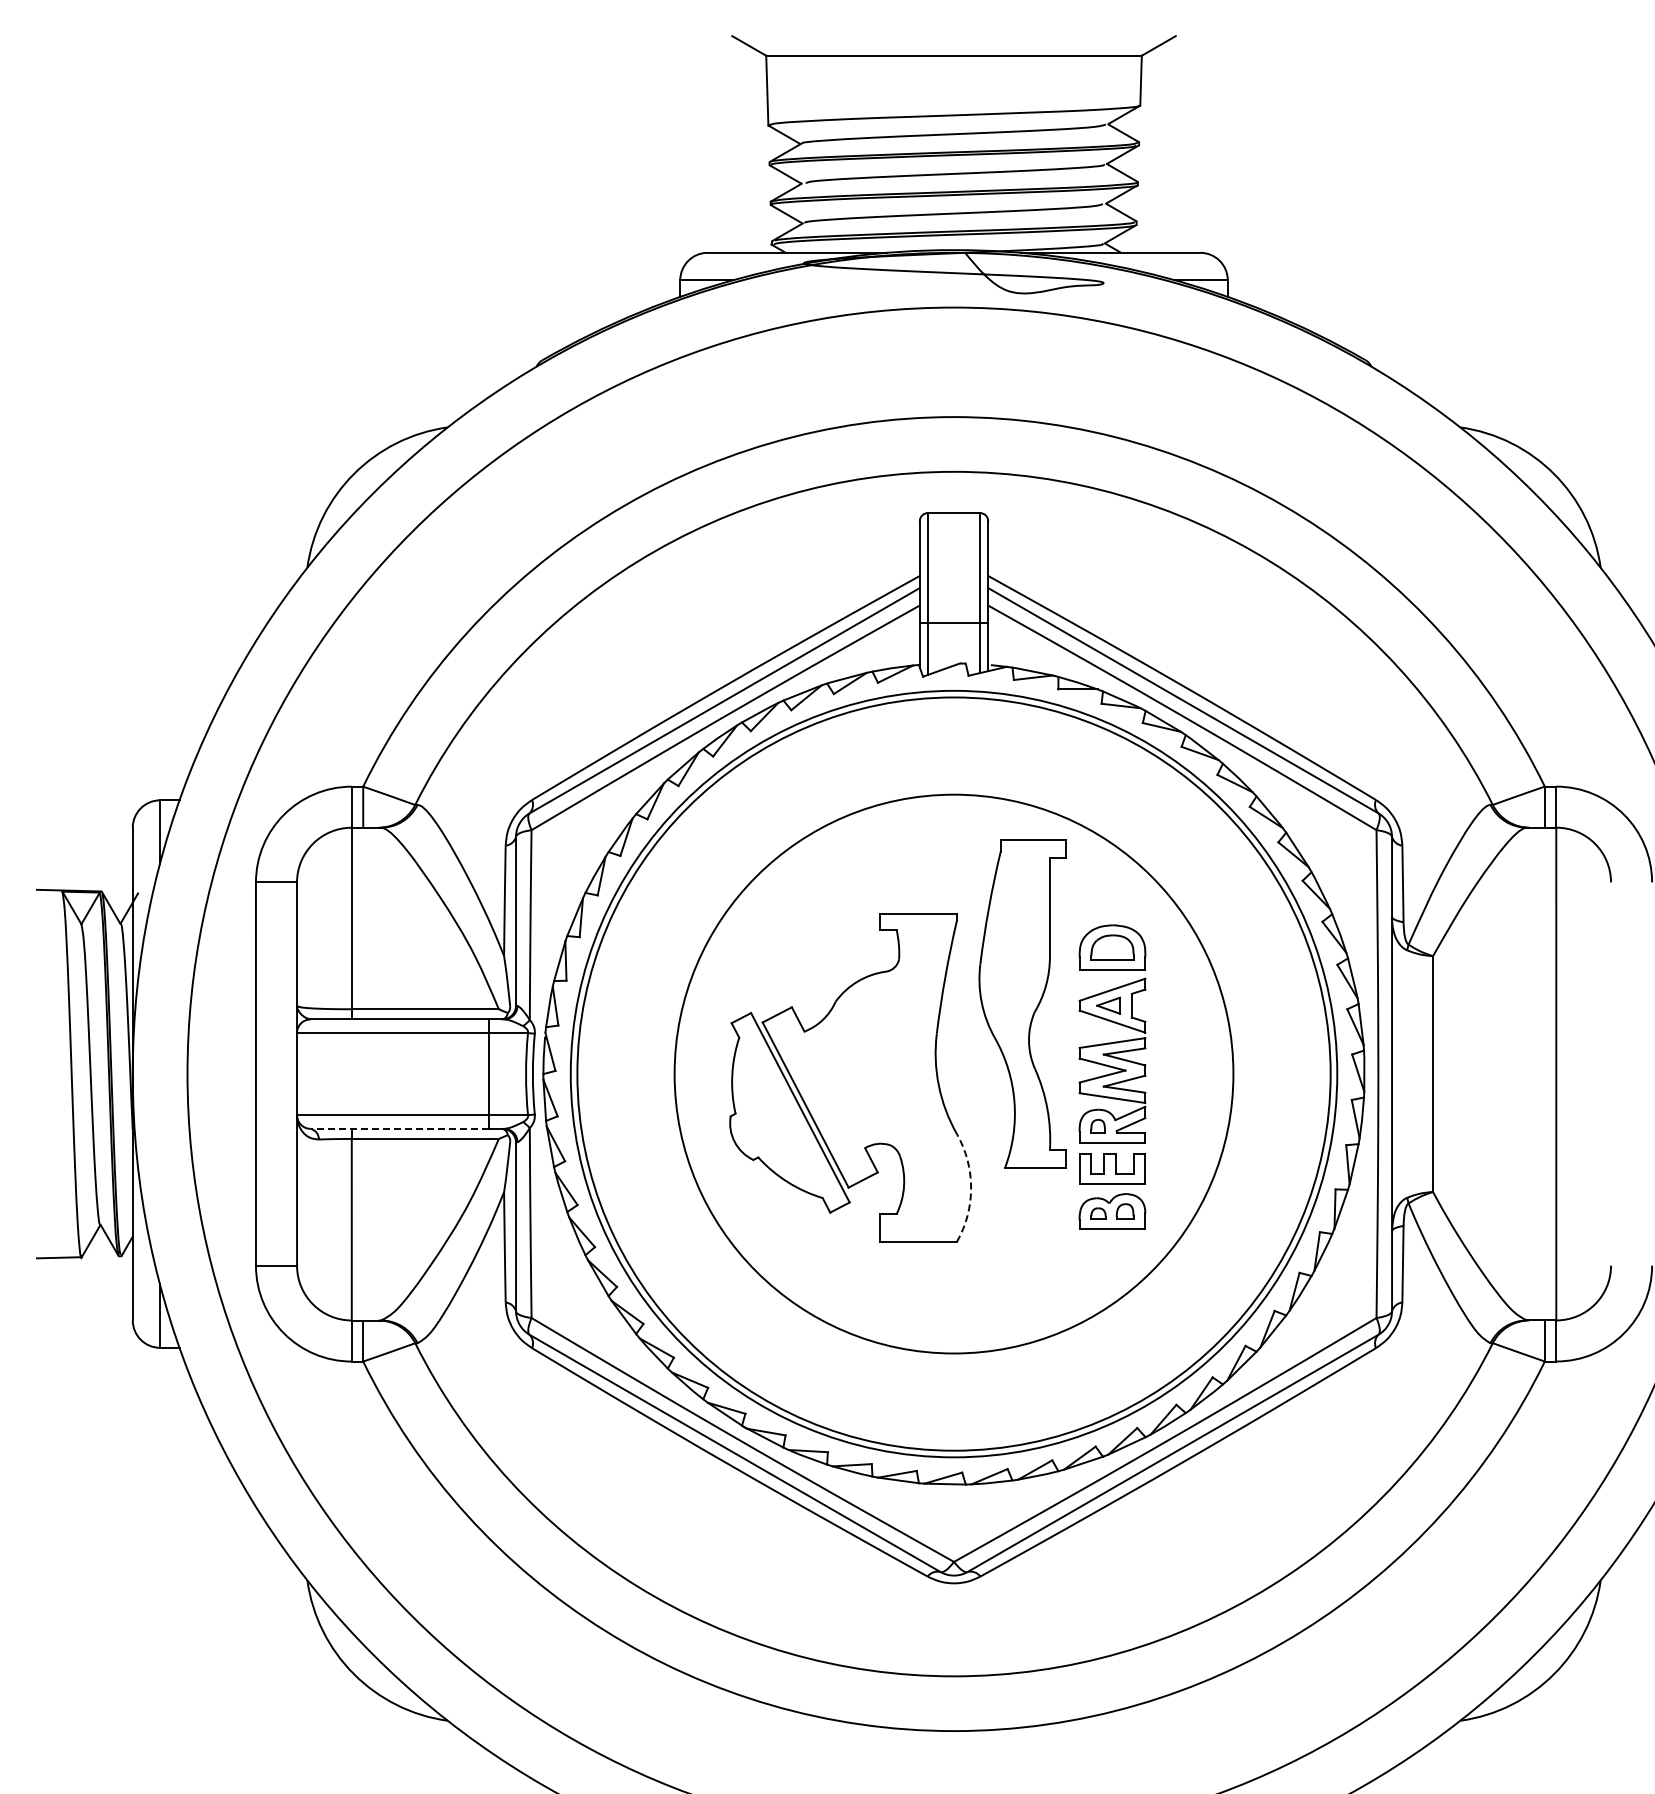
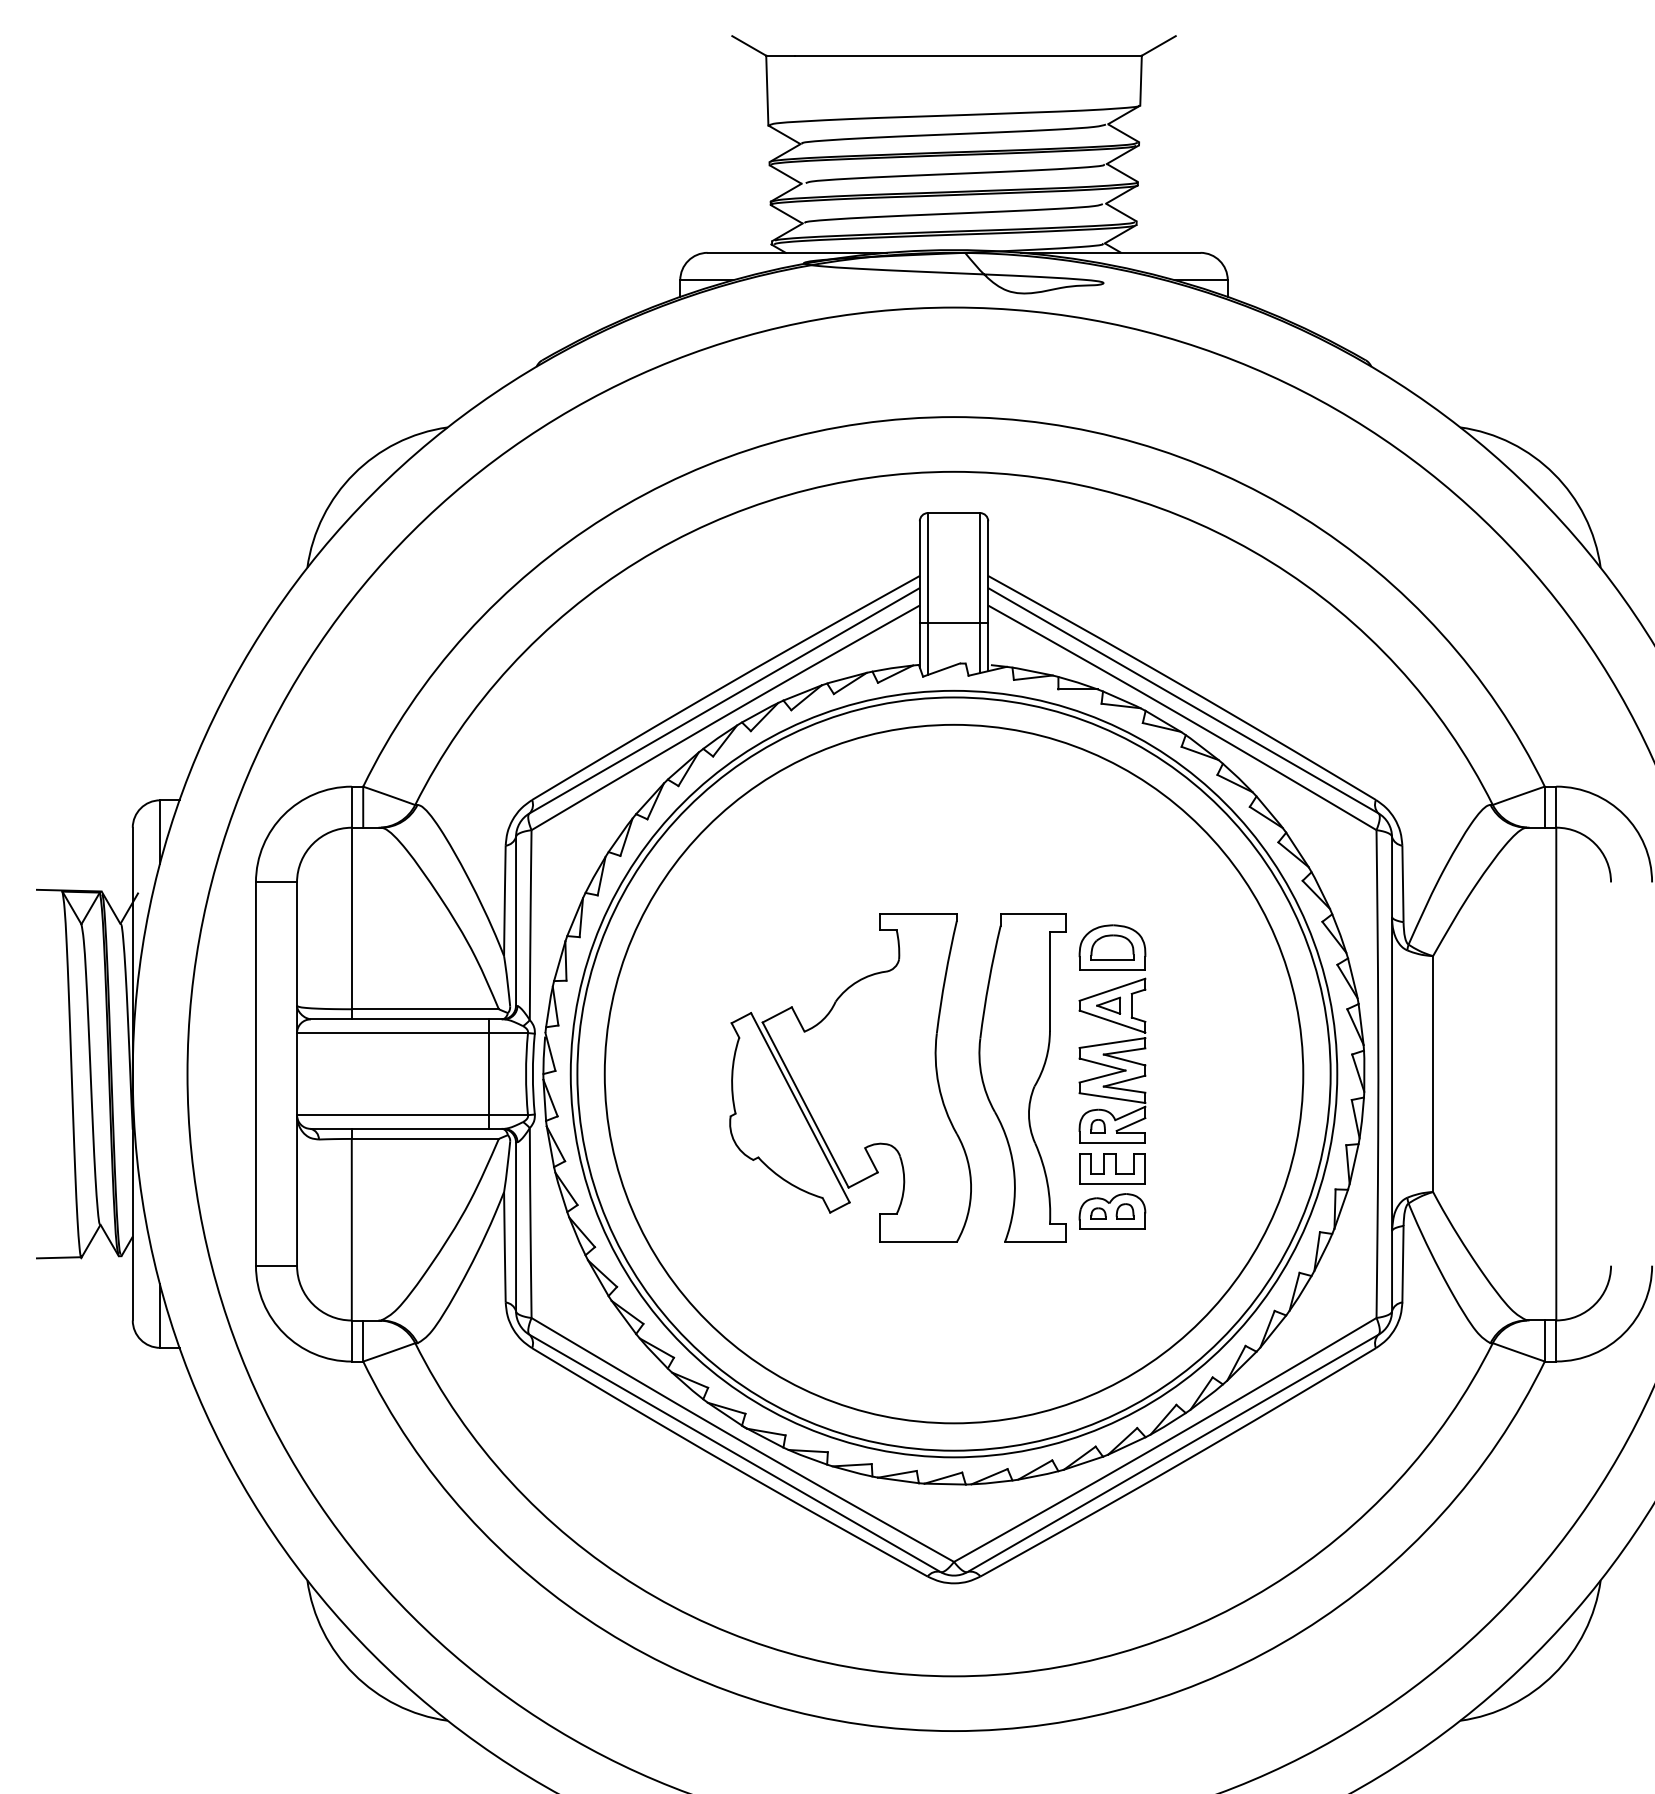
part position: (1022, 1003) -> (1022, 1077) (1022, 1077)
circle diameter: 559 px -> 699 px (953, 1073)
line: dashed -> solid (399, 1128)
arc: dashed -> solid (971, 1188)
